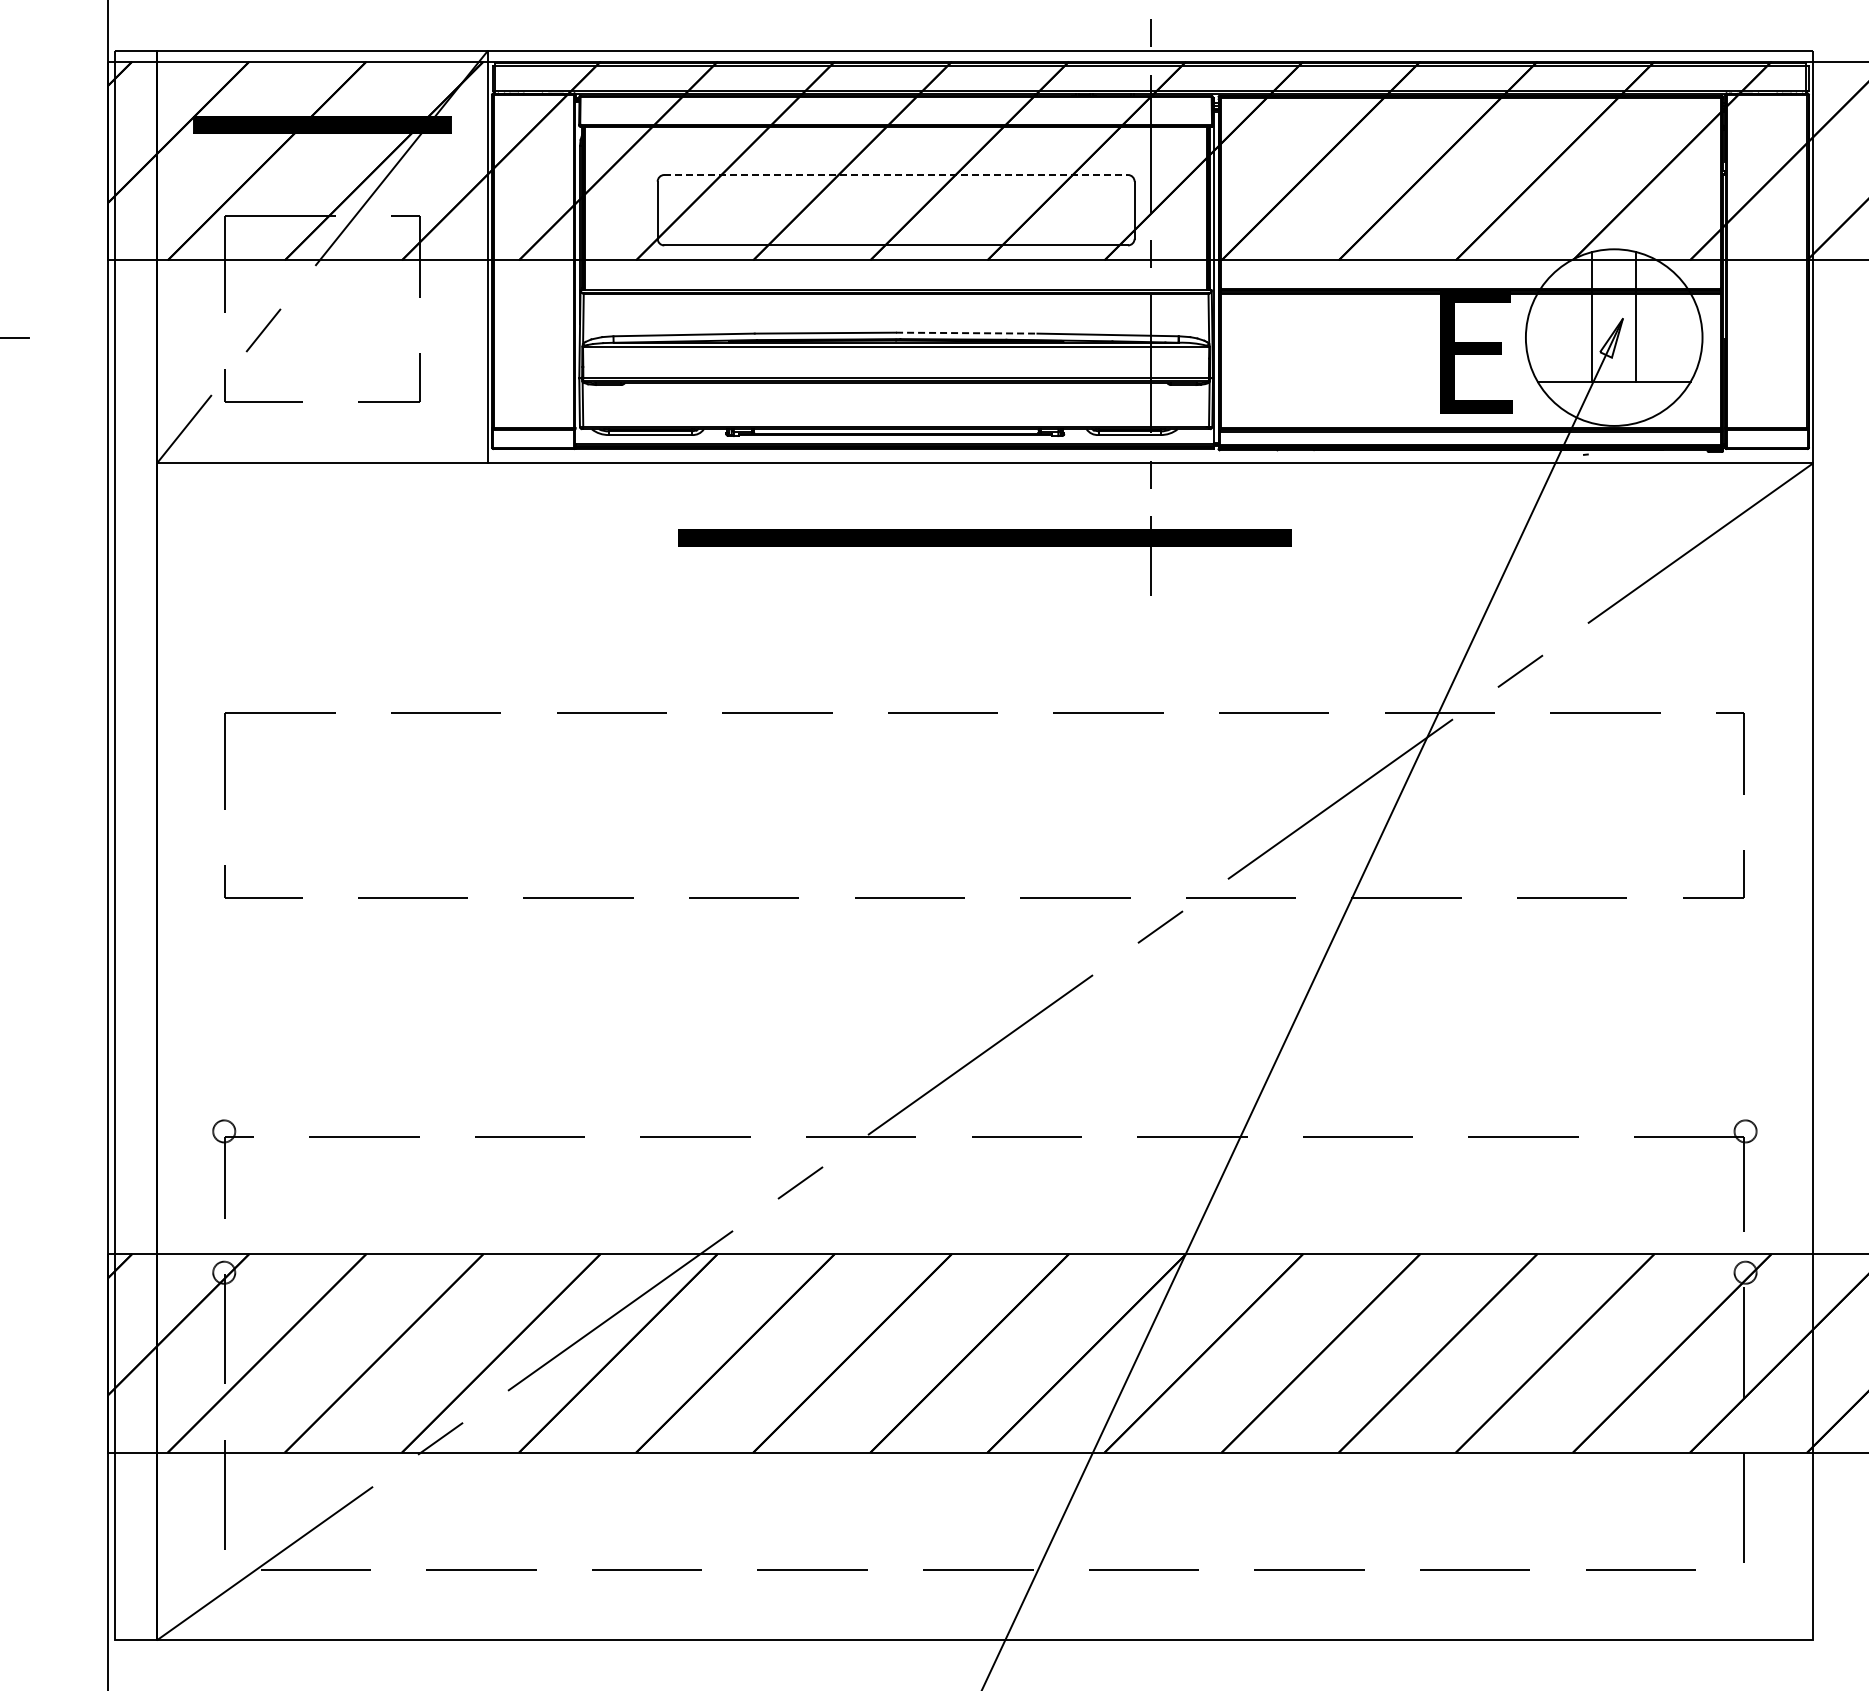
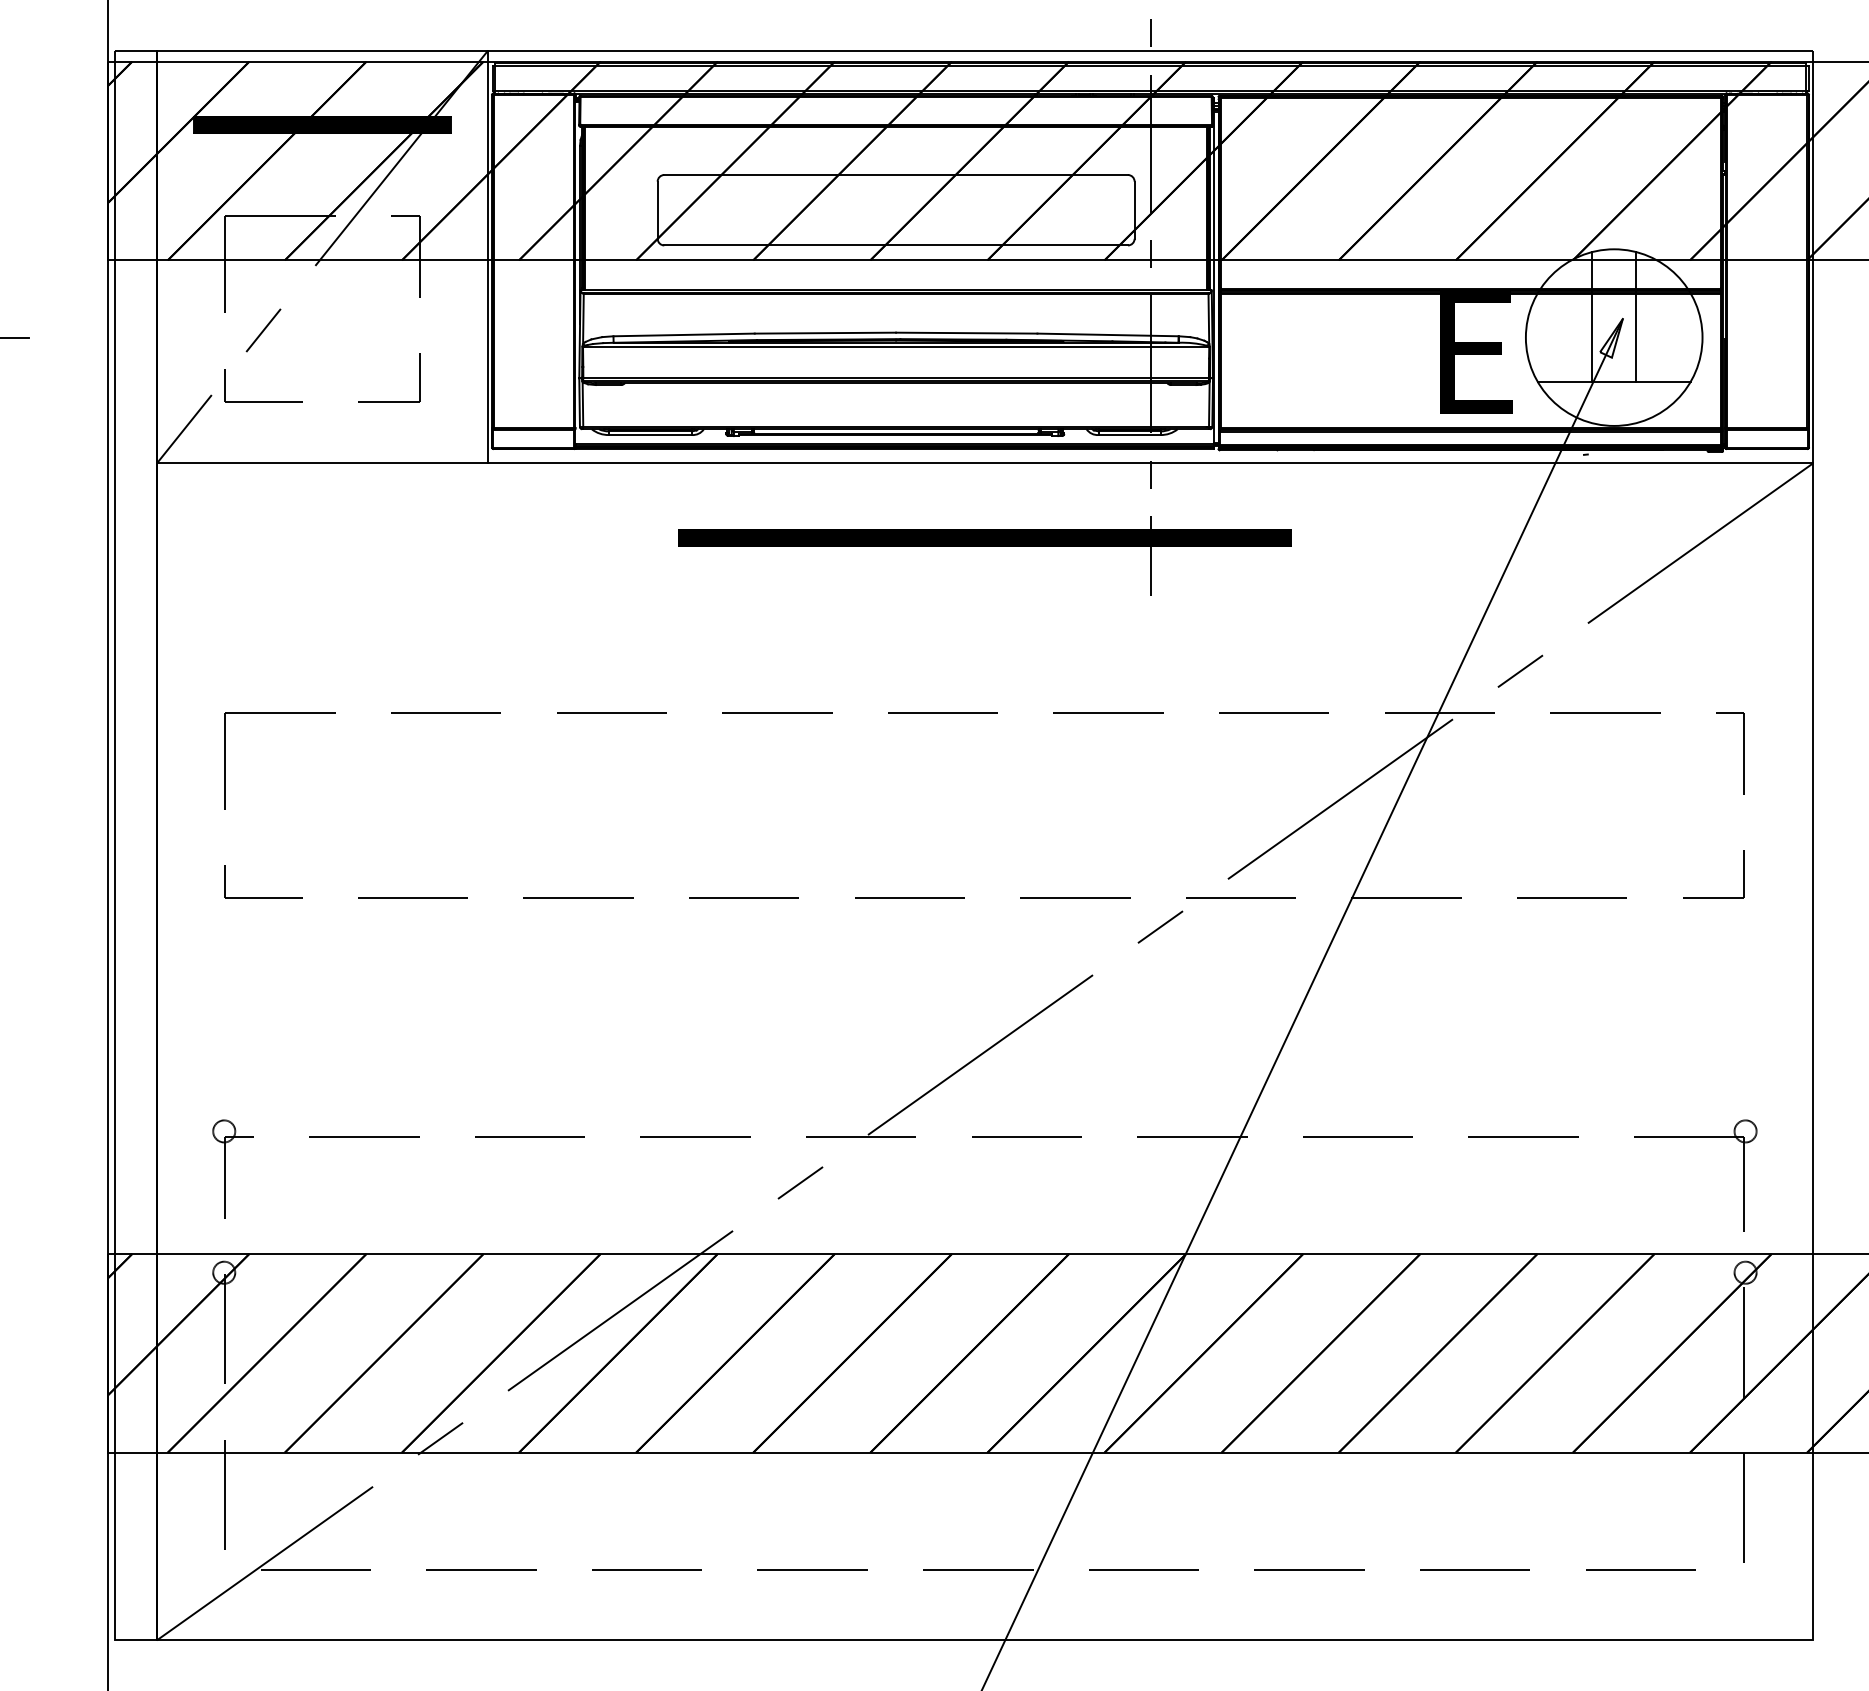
line: dashed -> solid (896, 175)
line: dashed -> solid (966, 333)
